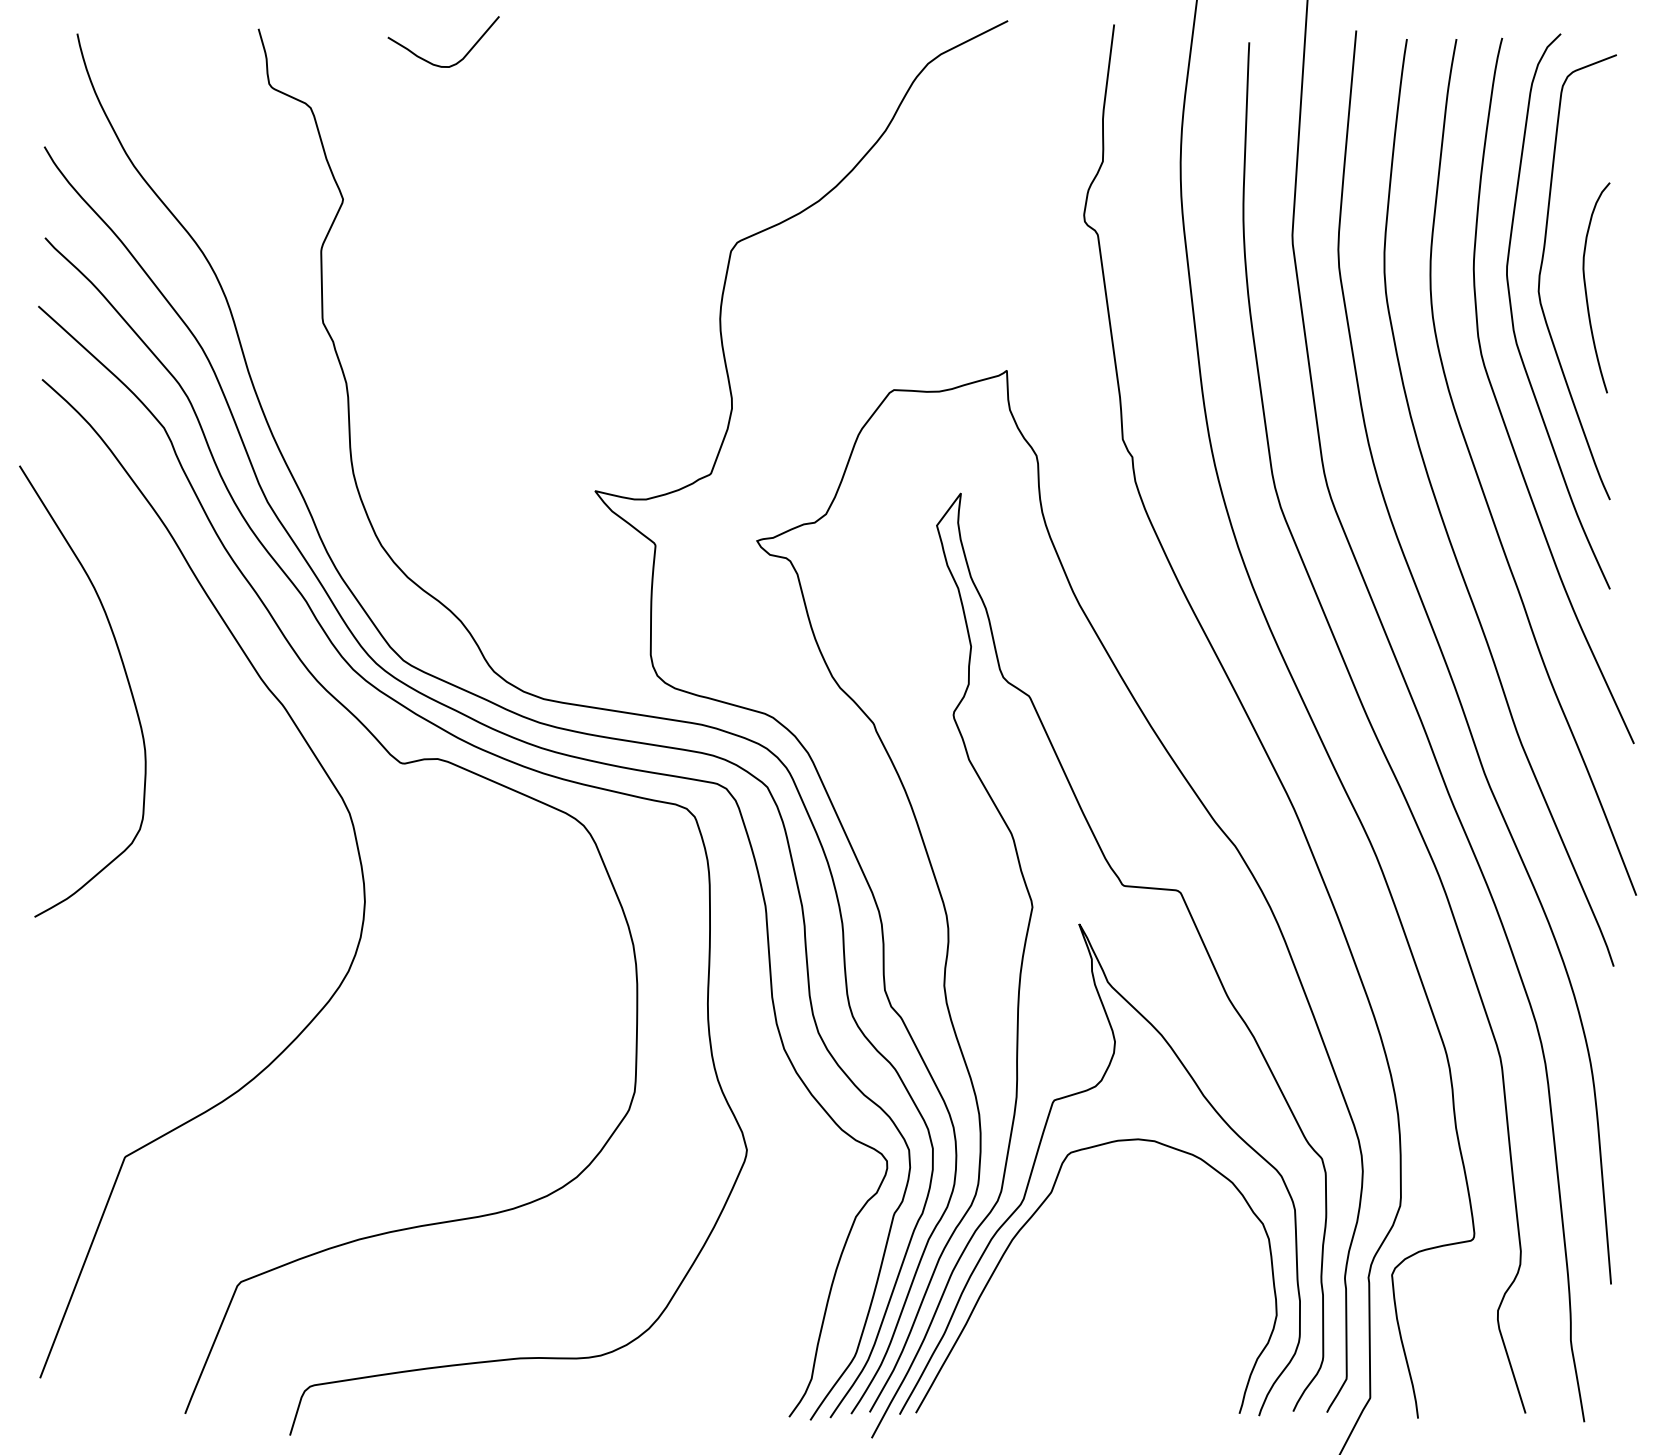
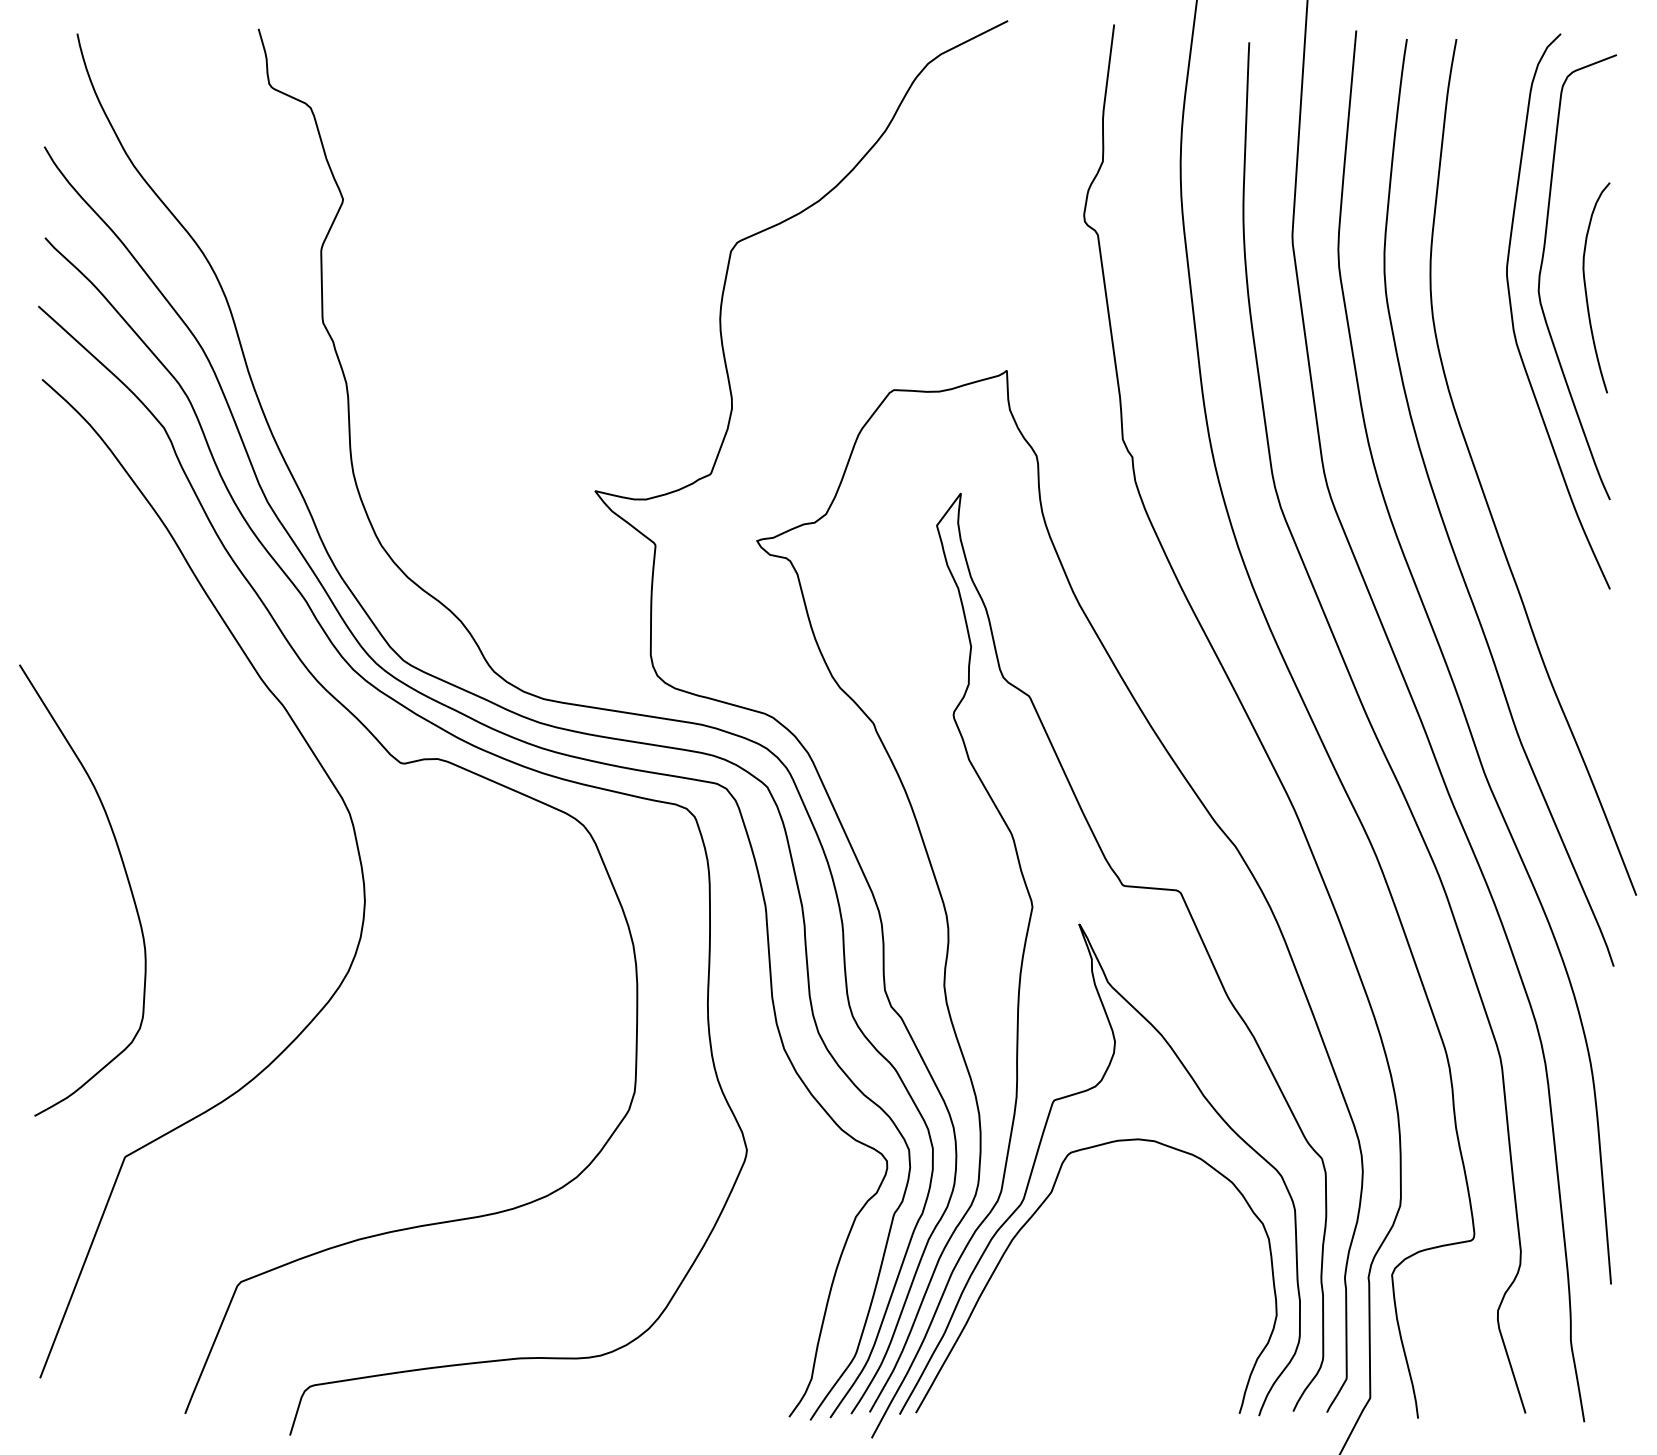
curve: present -> none (437, 64)
curve: present -> none (1500, 408)
curve position: (126, 679) -> (126, 878) (126, 878)
